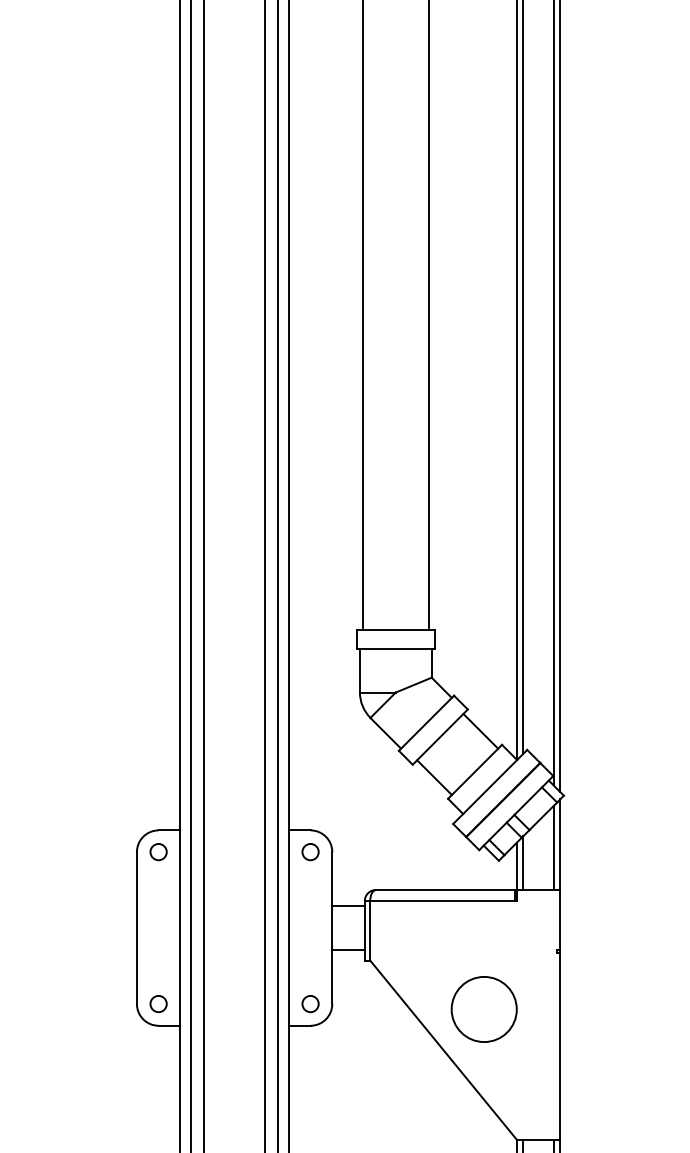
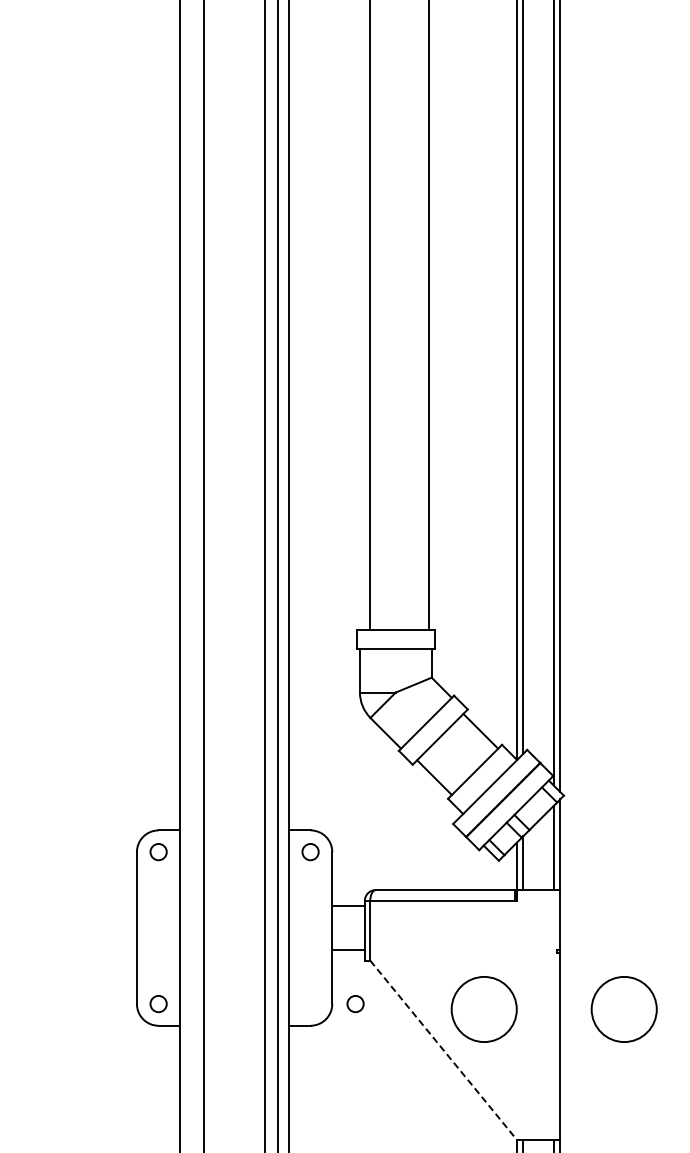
line position: (363, 315) -> (370, 315) (370, 315)
line: present -> none (191, 575)
circle position: (310, 1004) -> (355, 1004) (355, 1004)
circle: none -> present (623, 1009)
line: solid -> dashed (443, 1050)
